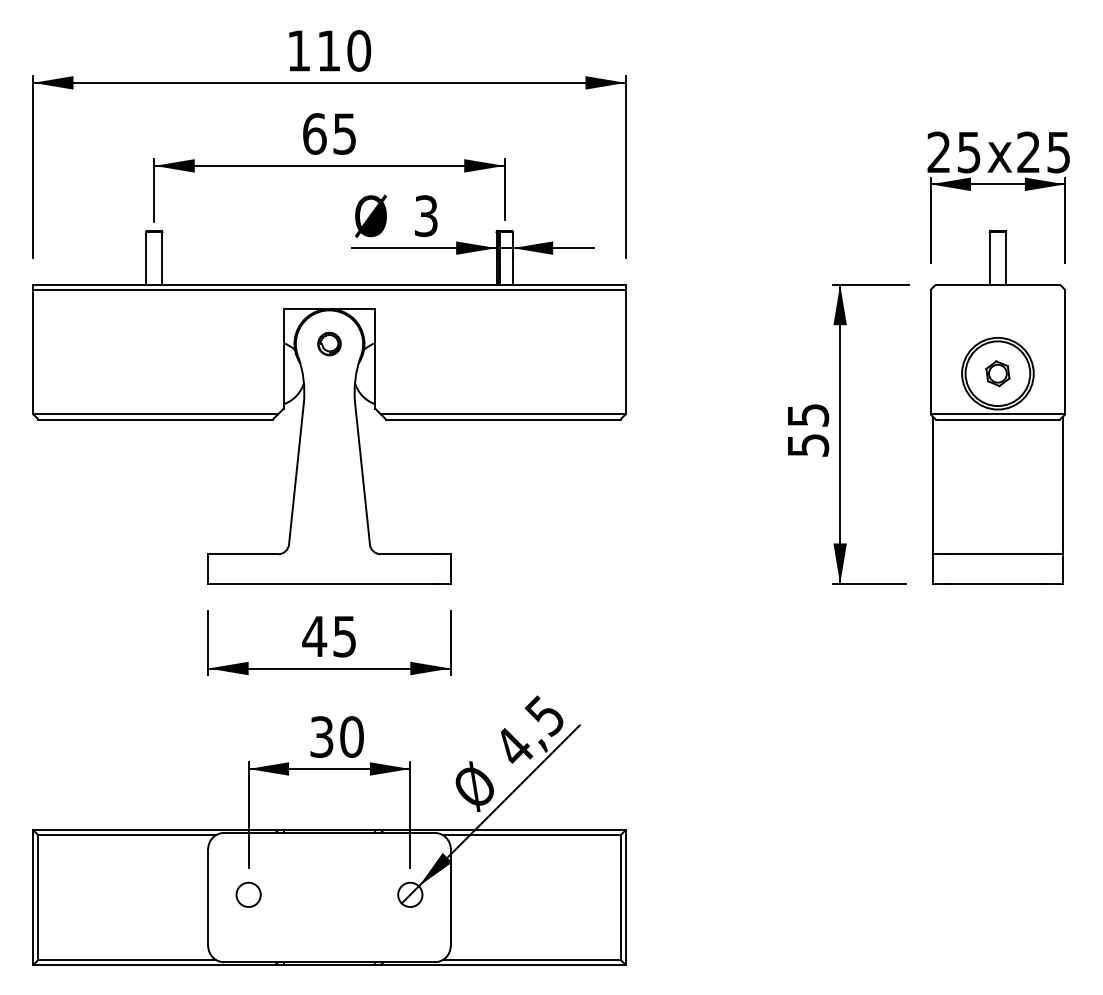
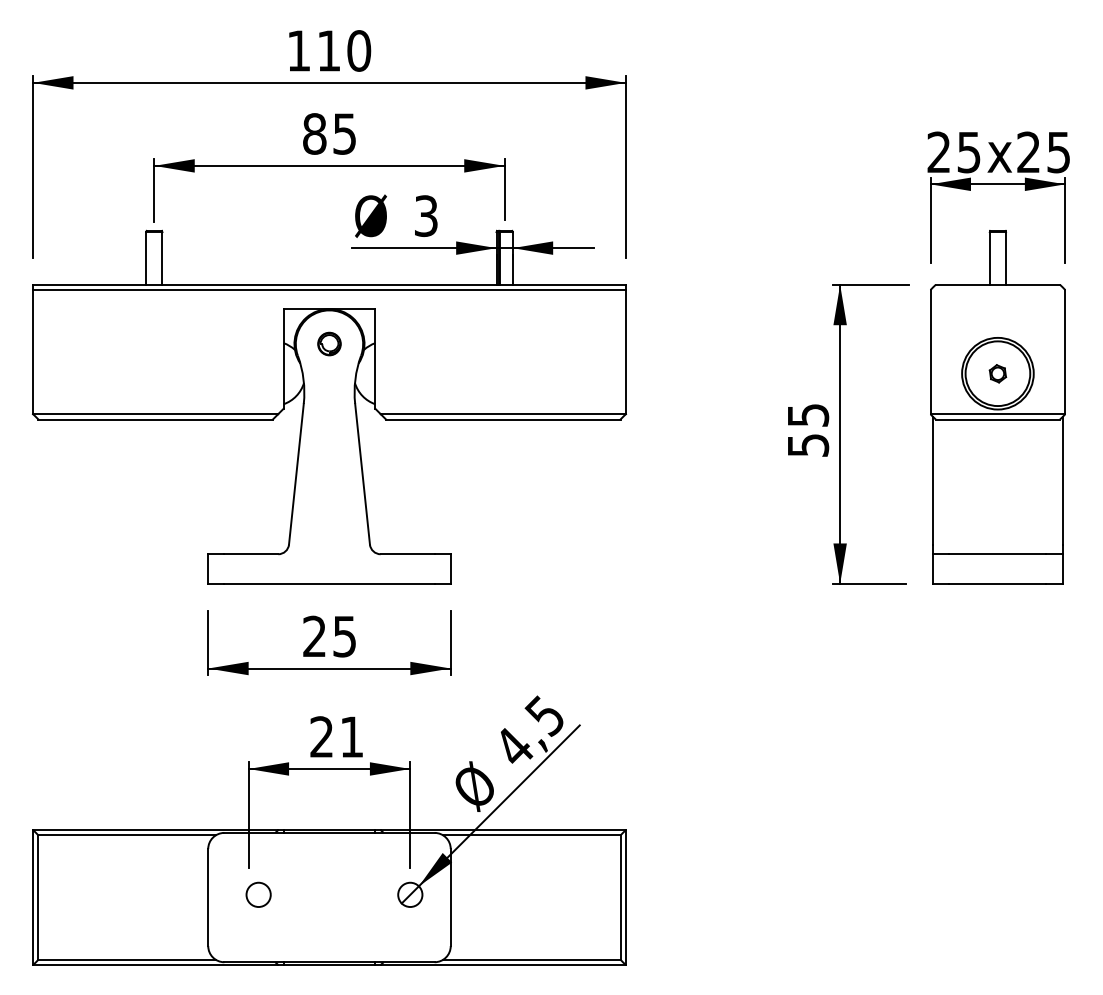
text: 65 -> 85 (314, 133)
part size: 26x28 px -> 20x20 px (997, 373)
text: 45 -> 25 (314, 635)
text: 30 -> 21 (336, 736)
circle position: (248, 894) -> (258, 894) (258, 894)
